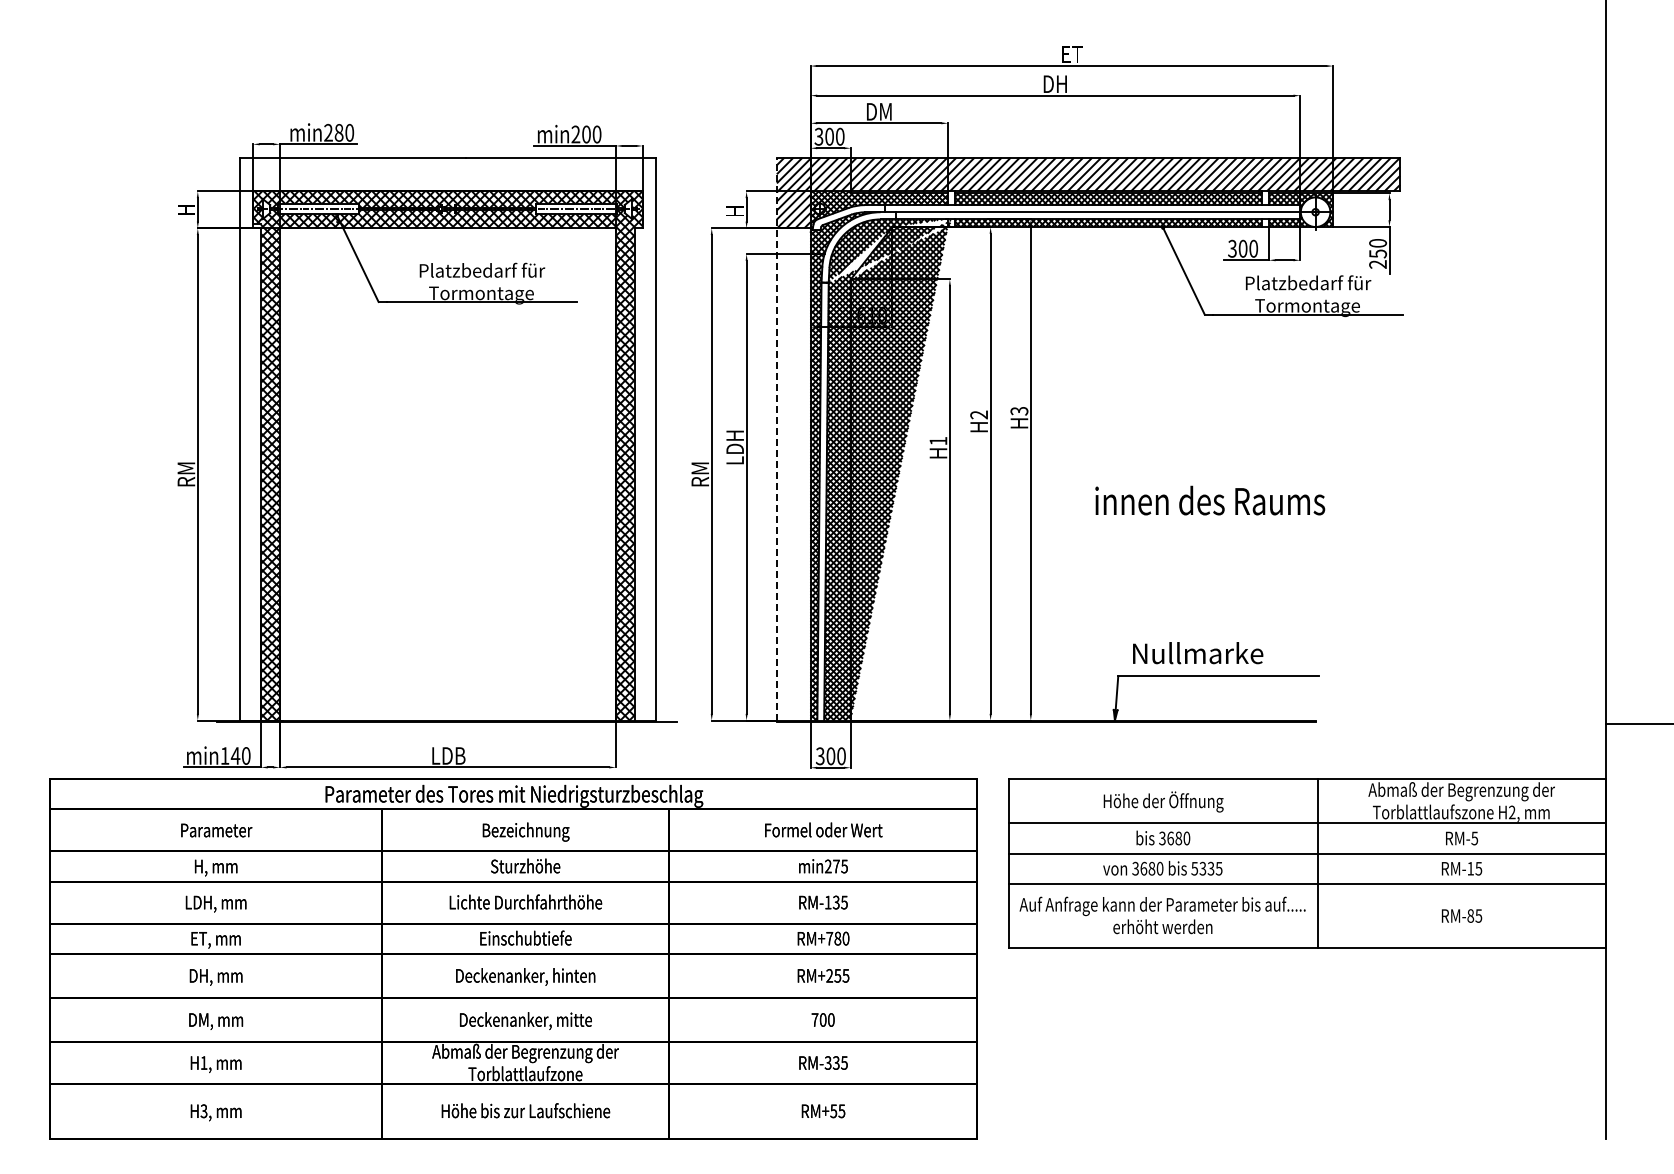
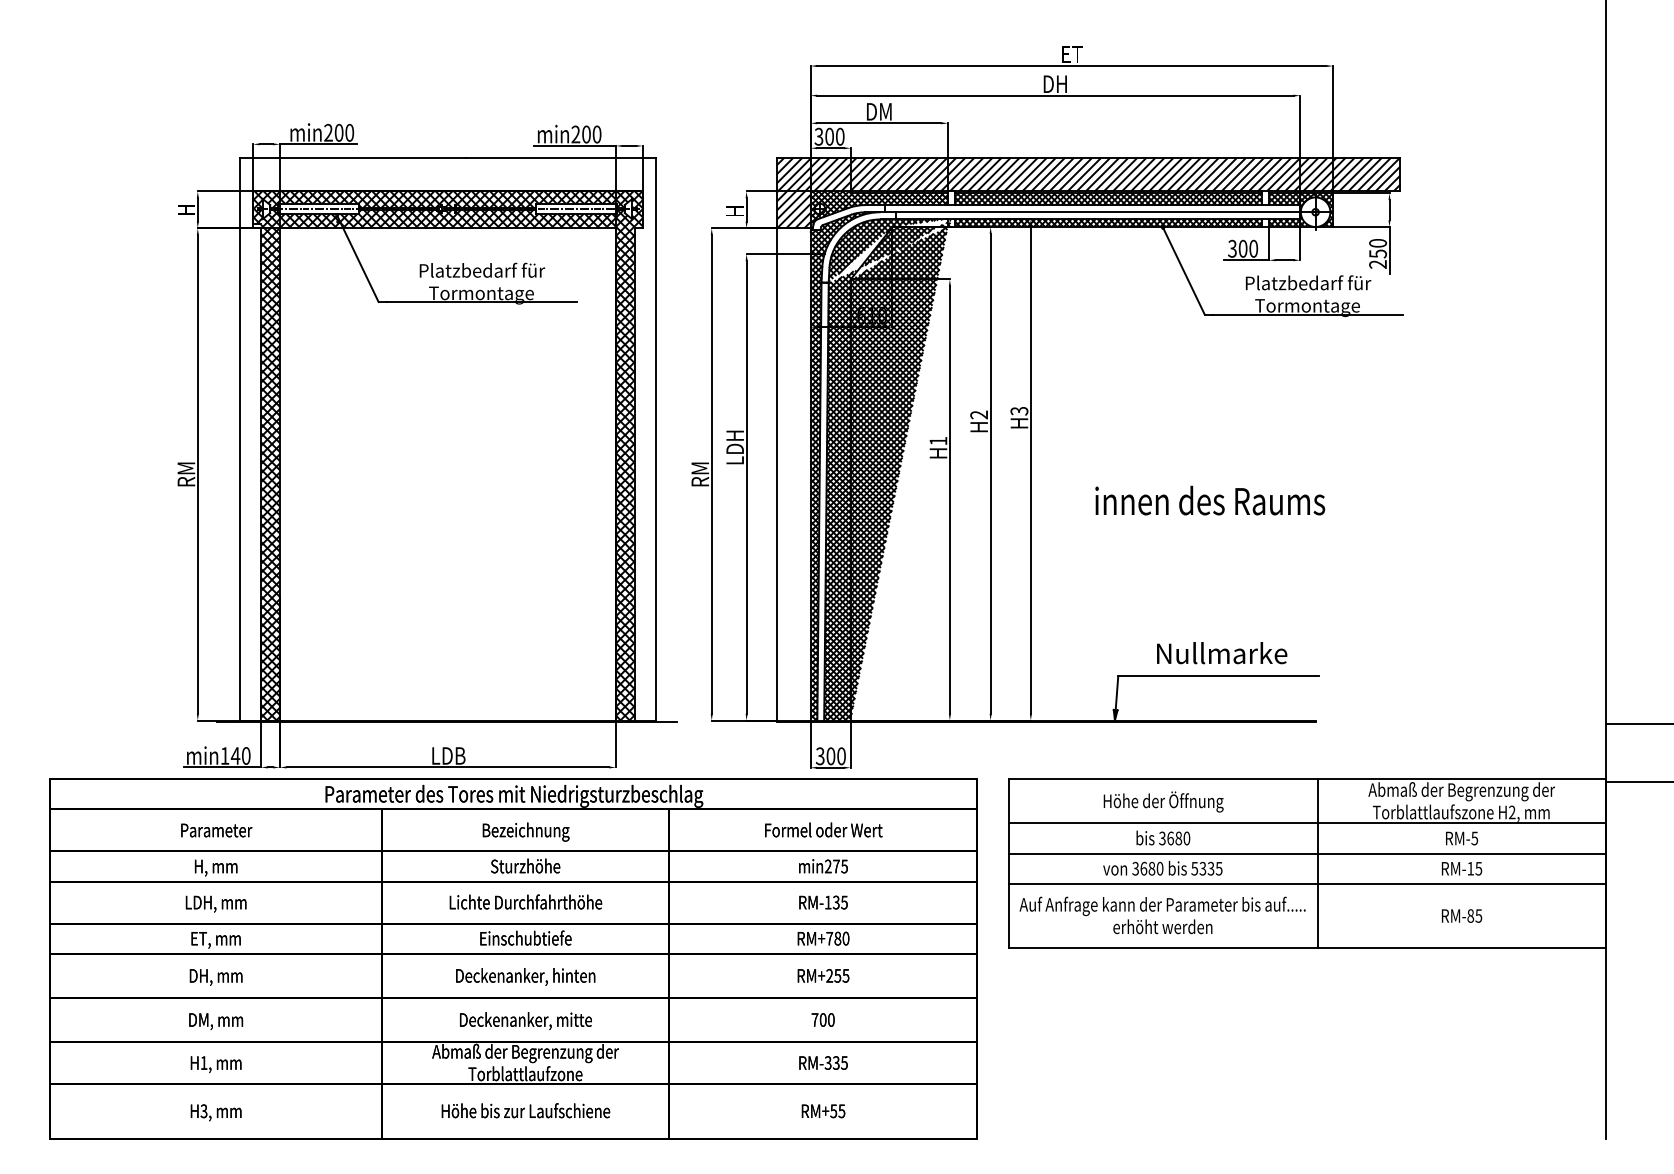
text: min280 -> min200 (338, 132)
line: dashed -> solid (776, 438)
text position: (1198, 653) -> (1222, 653) (1222, 653)
line: none -> present (1637, 782)
